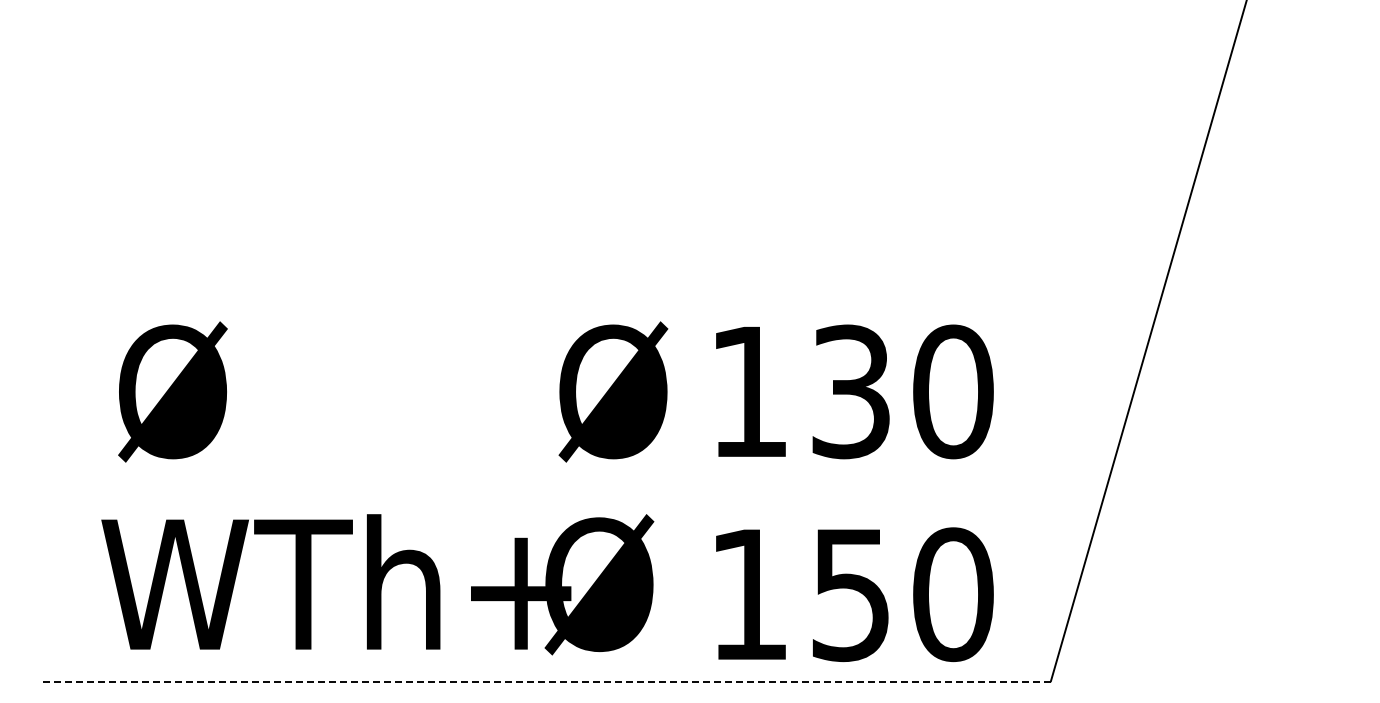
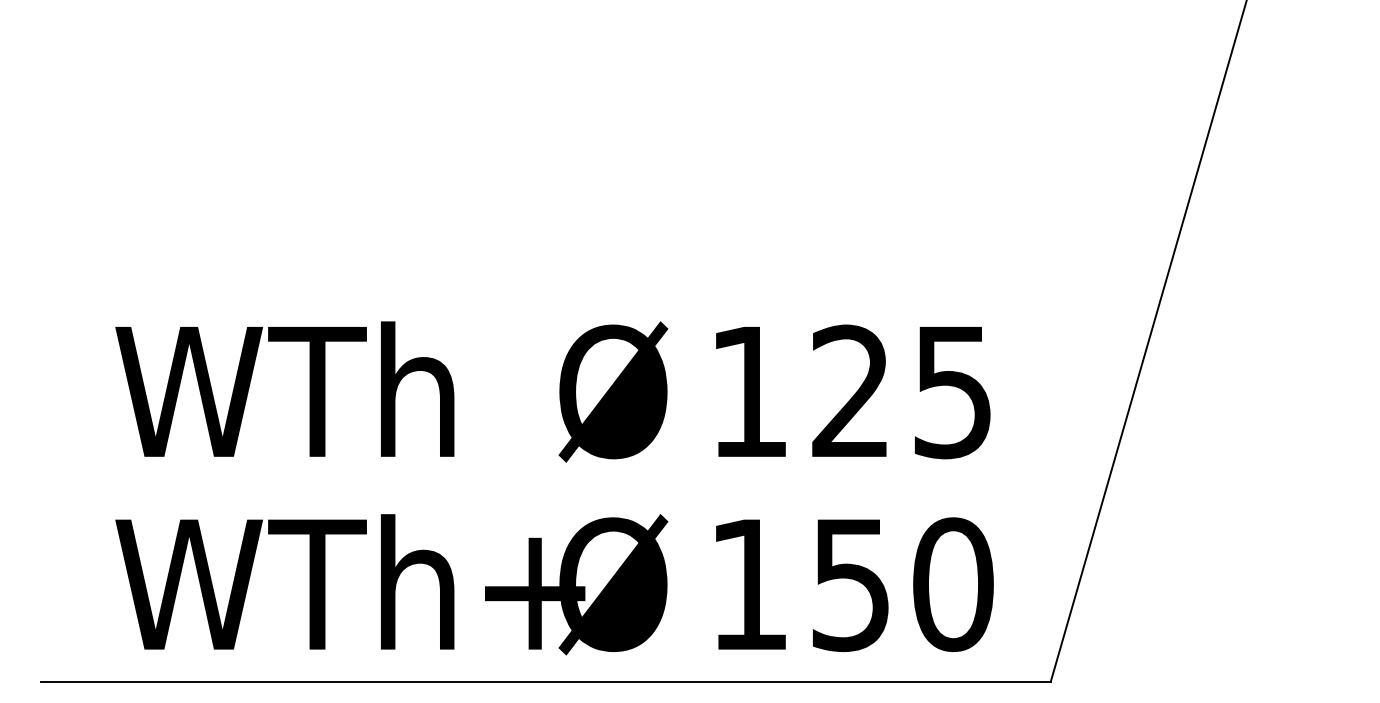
text: Ø -> WTh (284, 391)
text: 130 -> 125 (902, 391)
text position: (377, 584) -> (391, 584) (391, 584)
text position: (854, 594) -> (854, 584) (854, 584)
line: dashed -> solid (546, 682)
